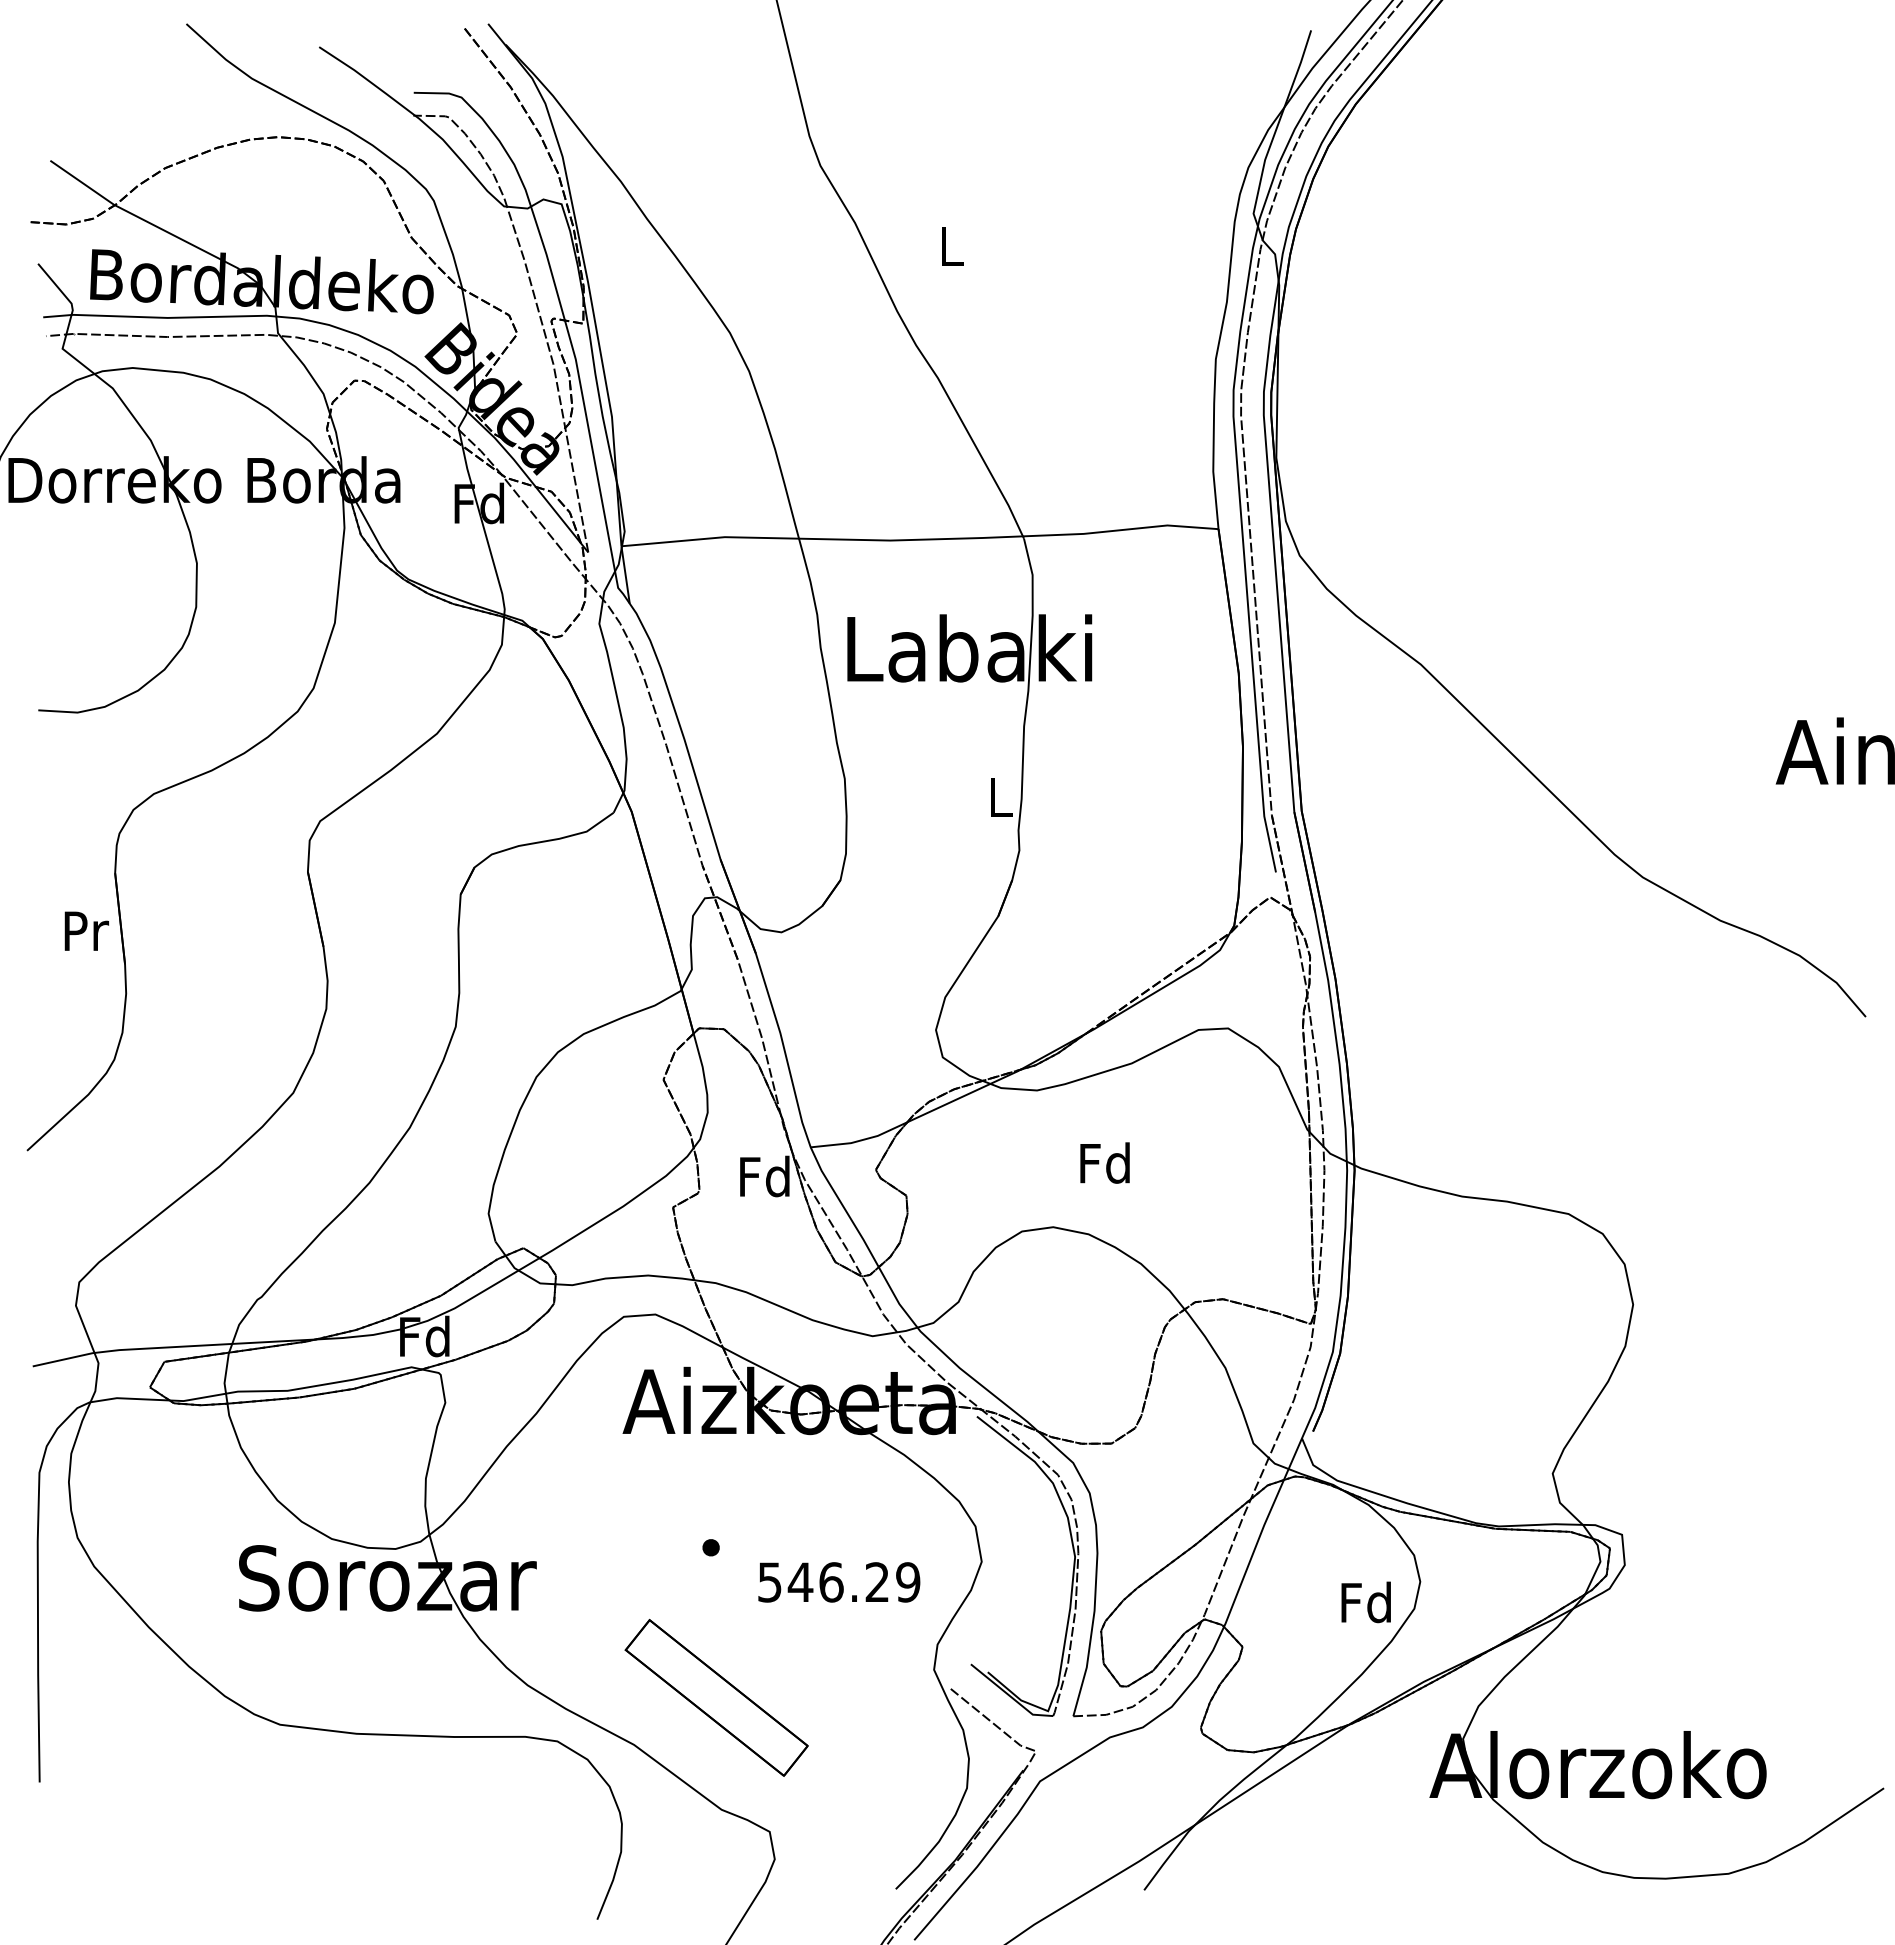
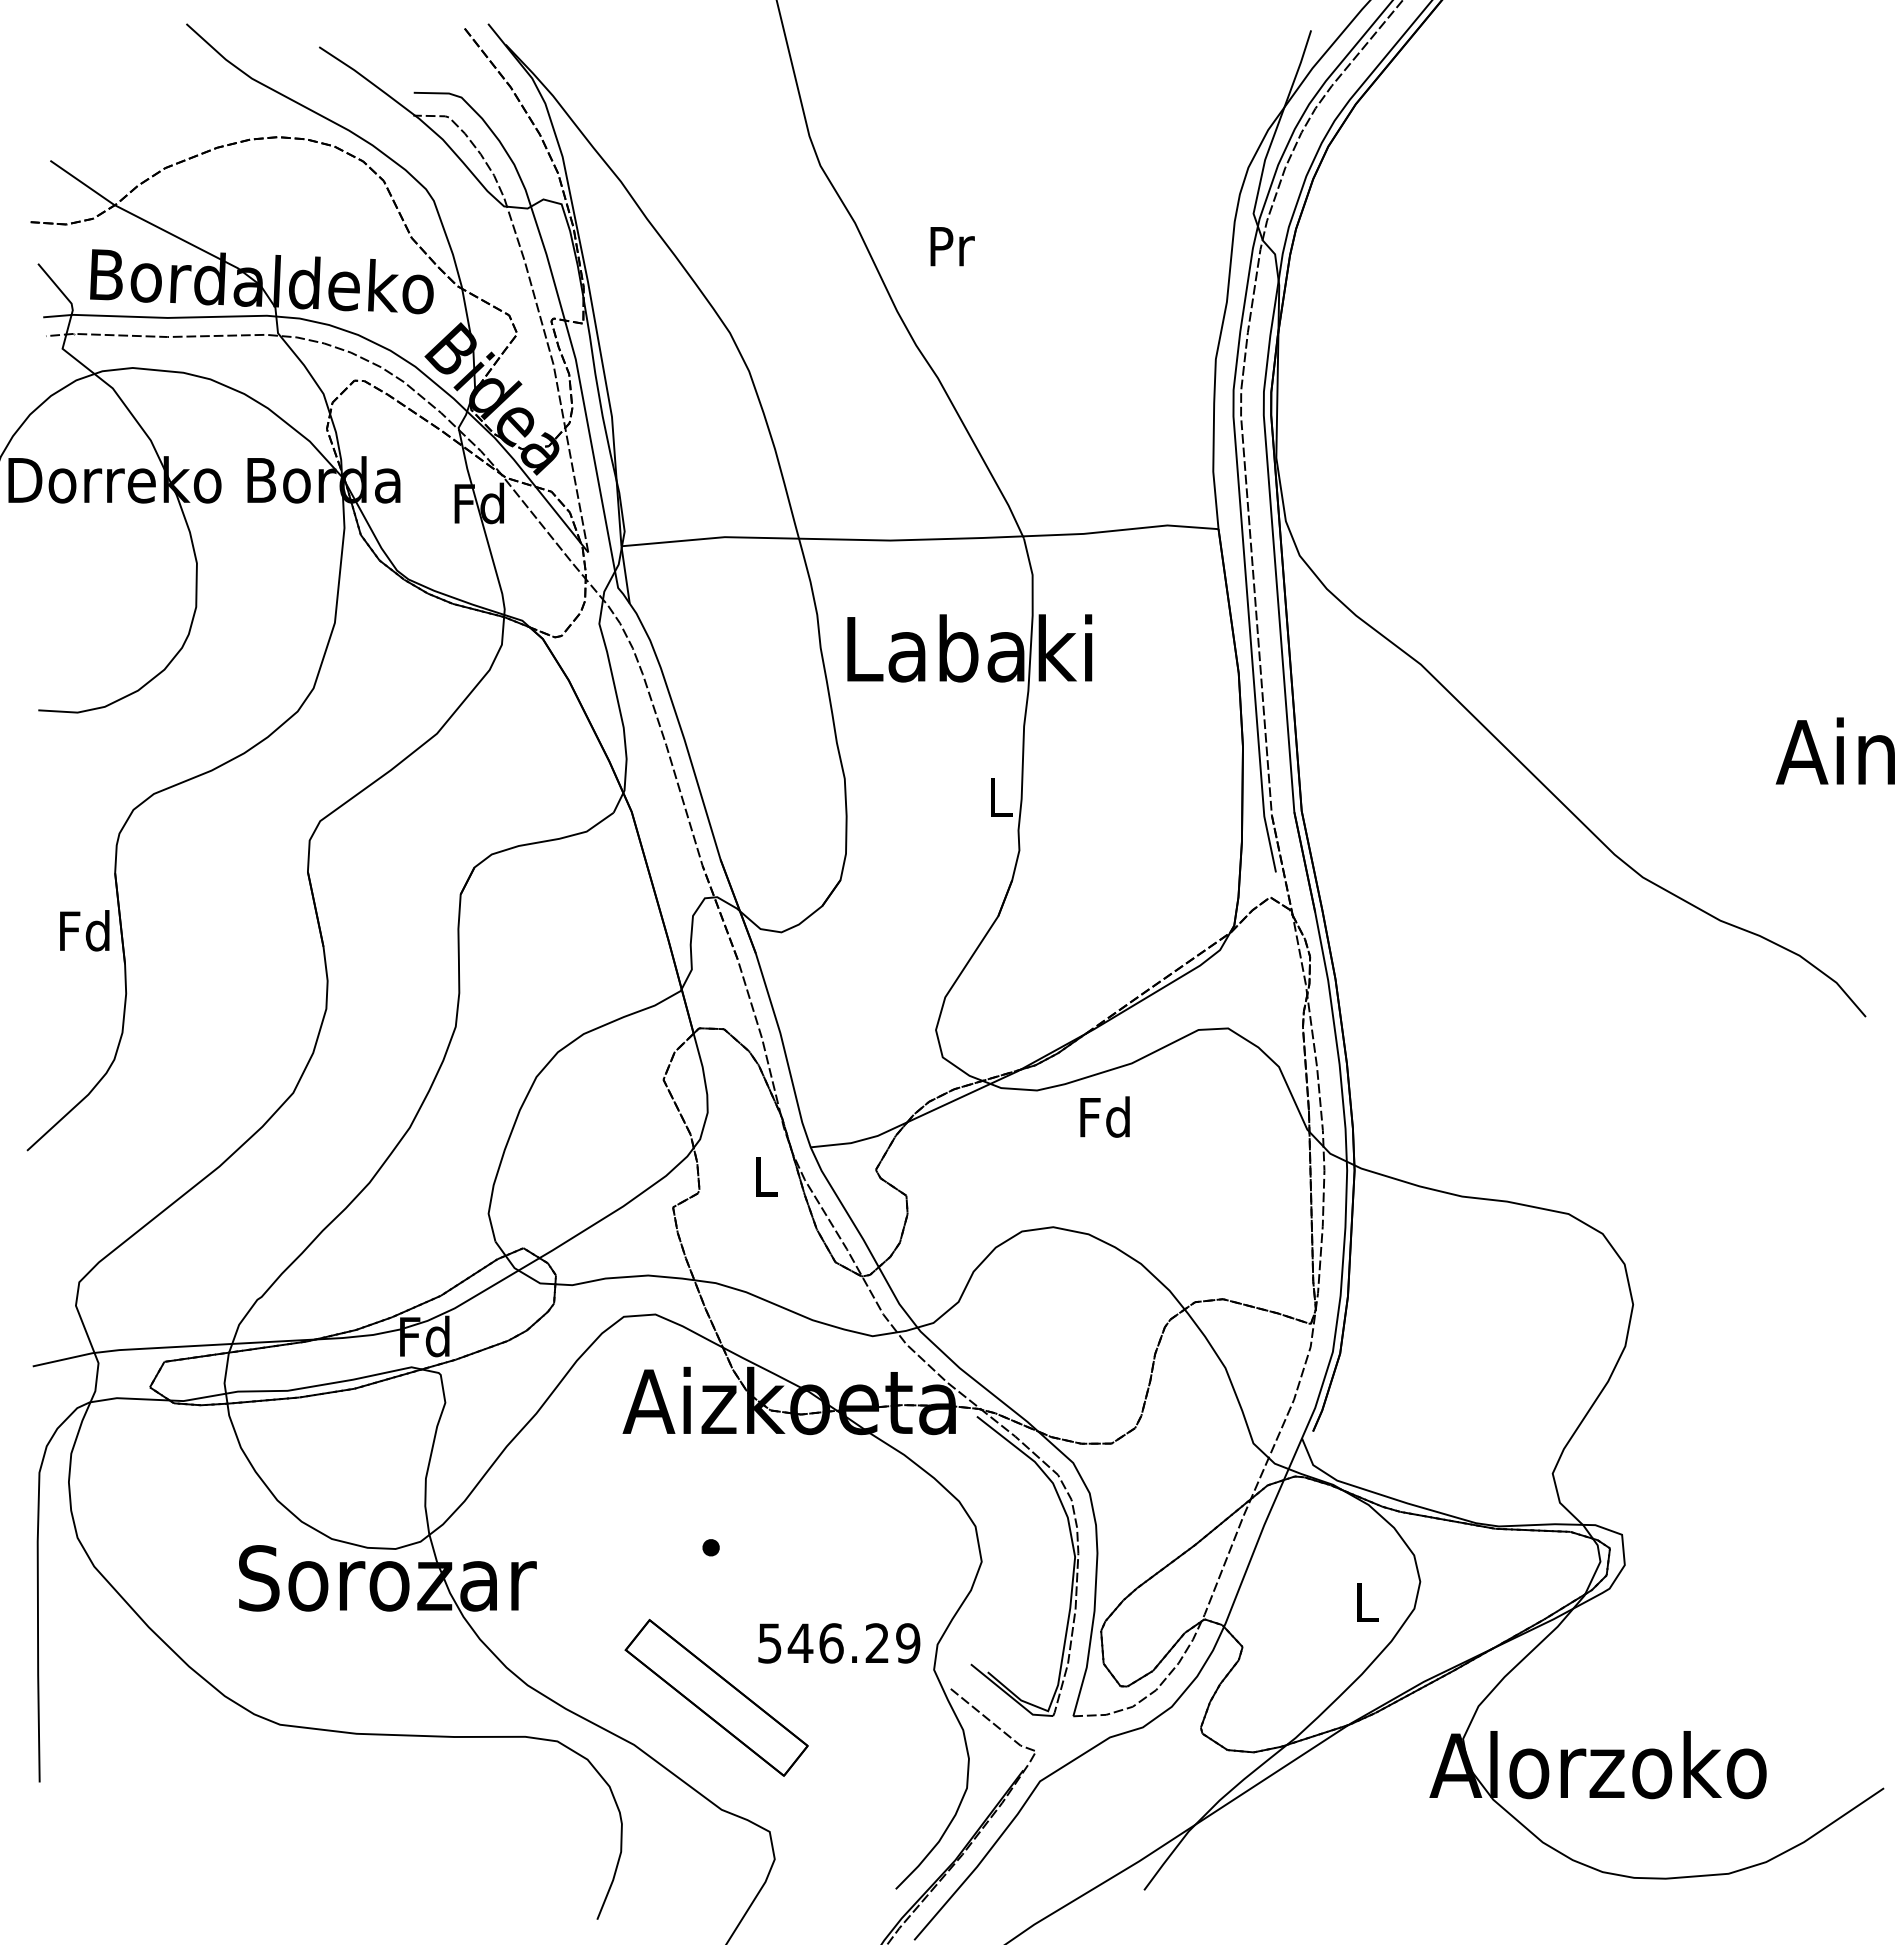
text: L -> Pr (952, 246)
text: Pr -> Fd (84, 930)
text position: (1104, 1162) -> (1104, 1116) (1104, 1116)
text: Fd -> L (764, 1176)
text position: (839, 1582) -> (839, 1643) (839, 1643)
text: Fd -> L (1365, 1602)
